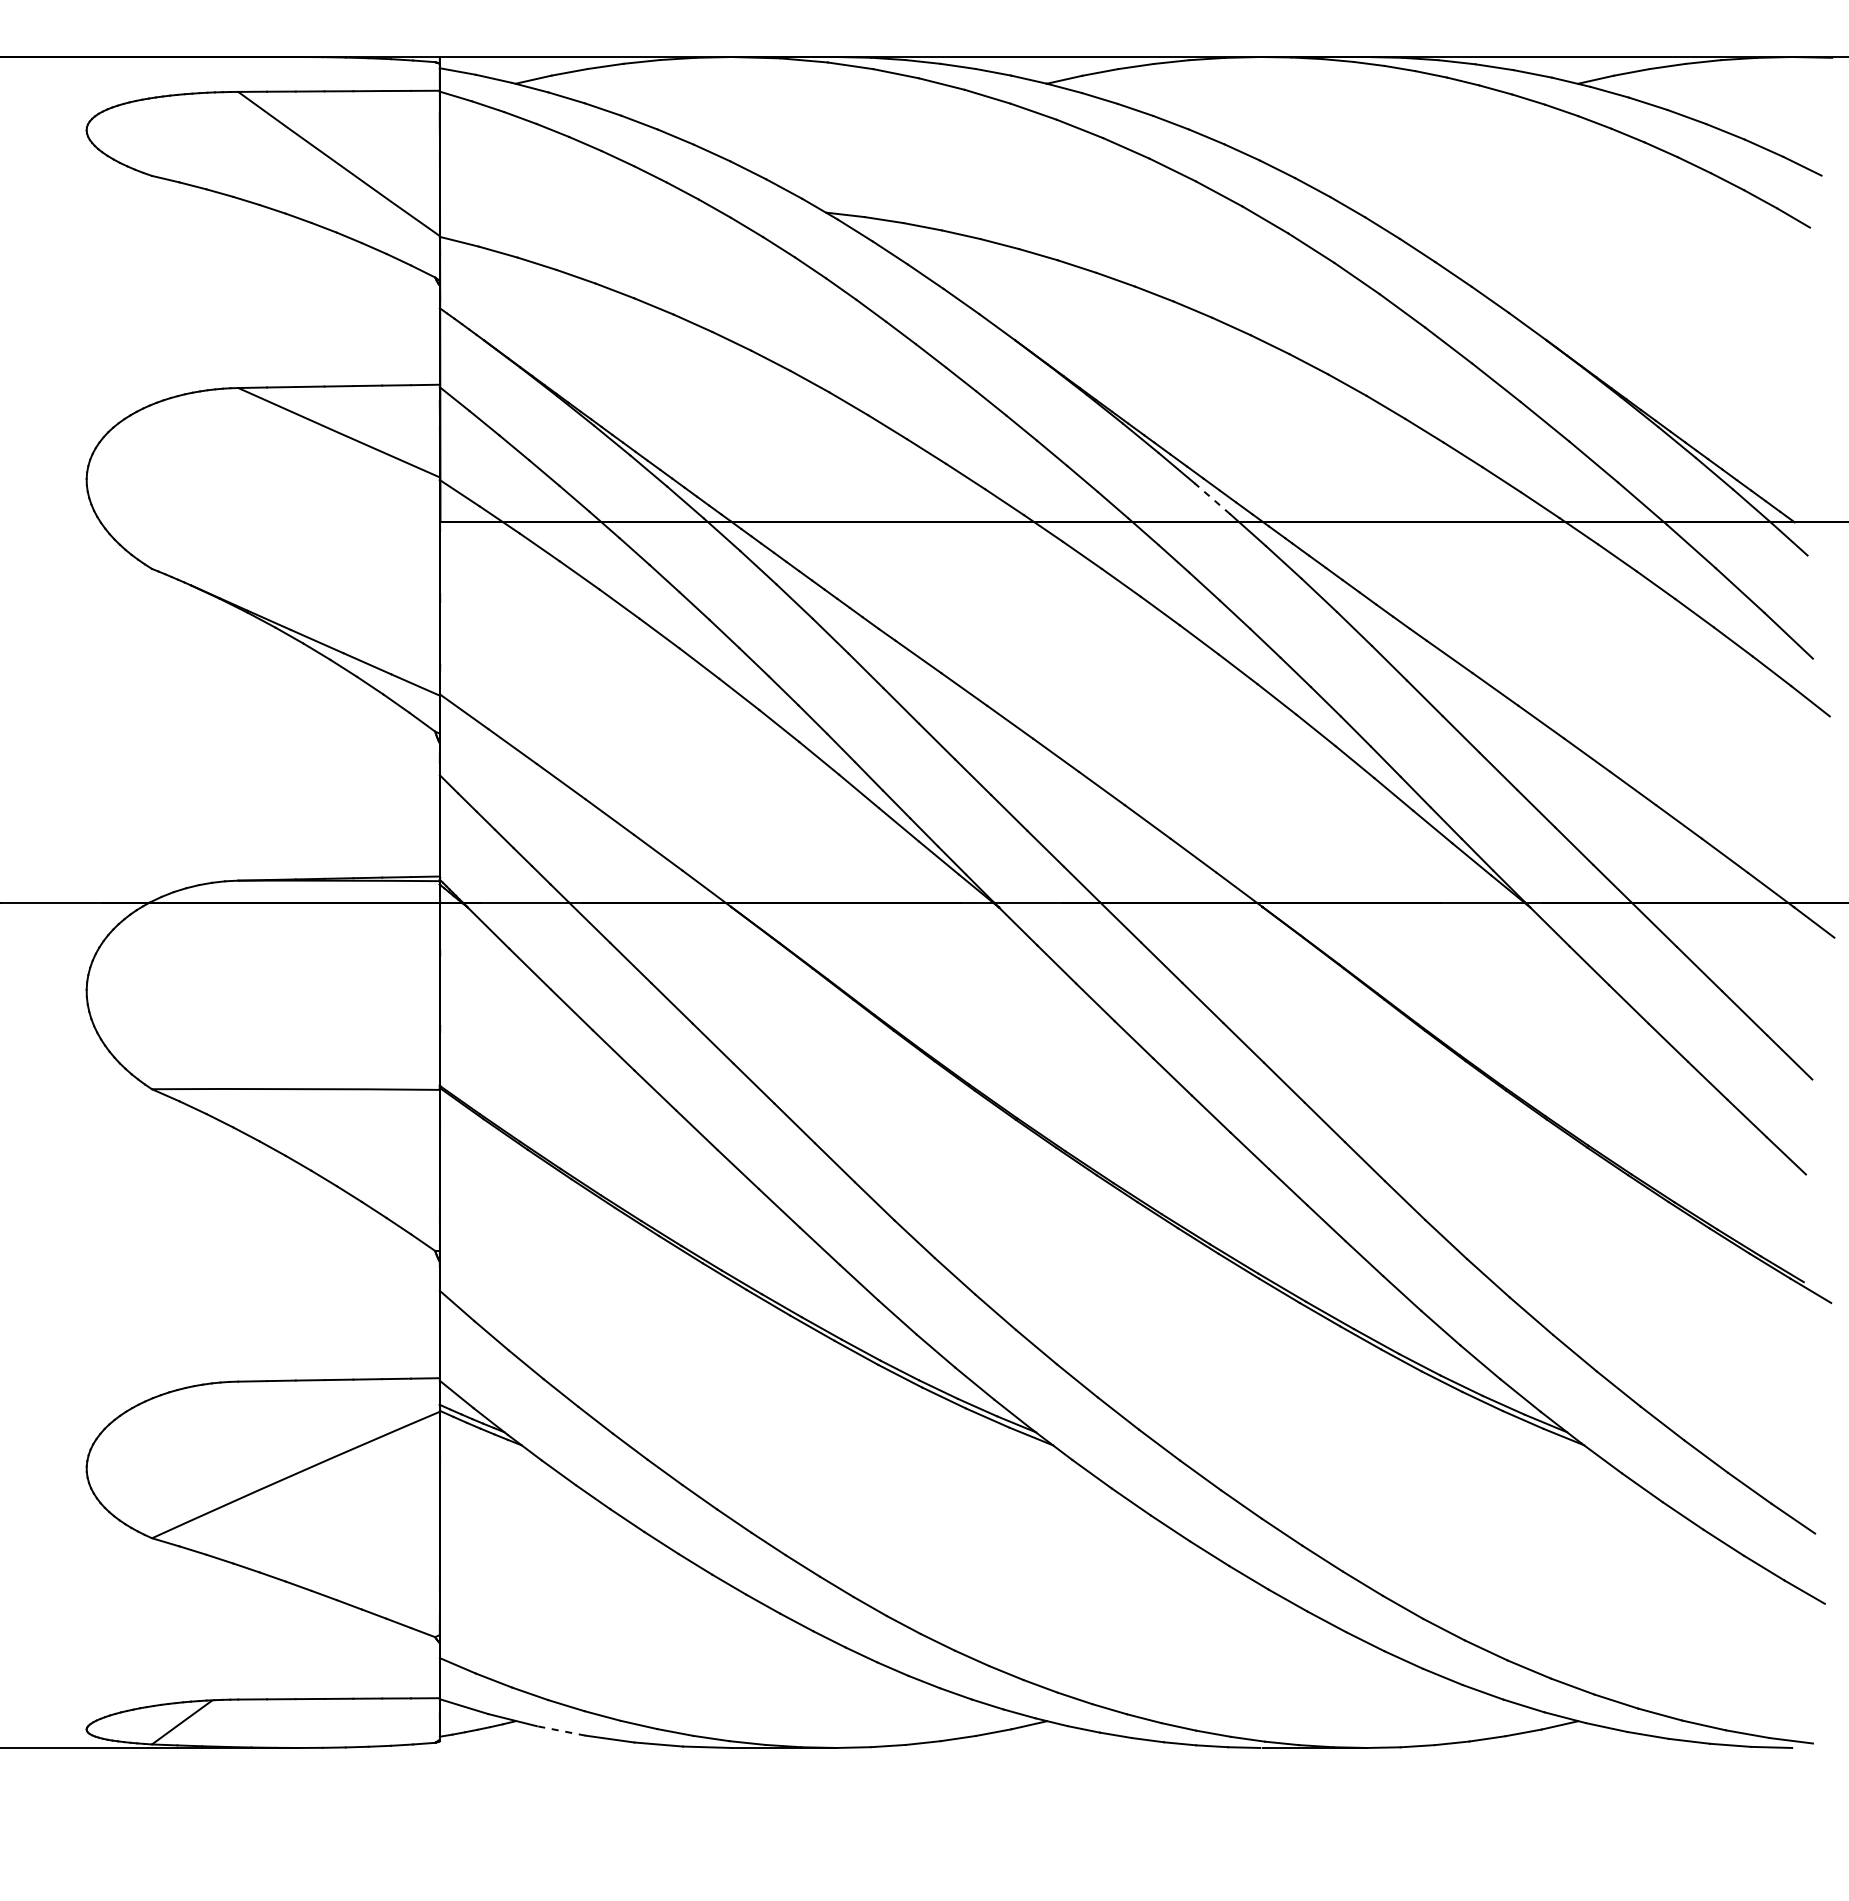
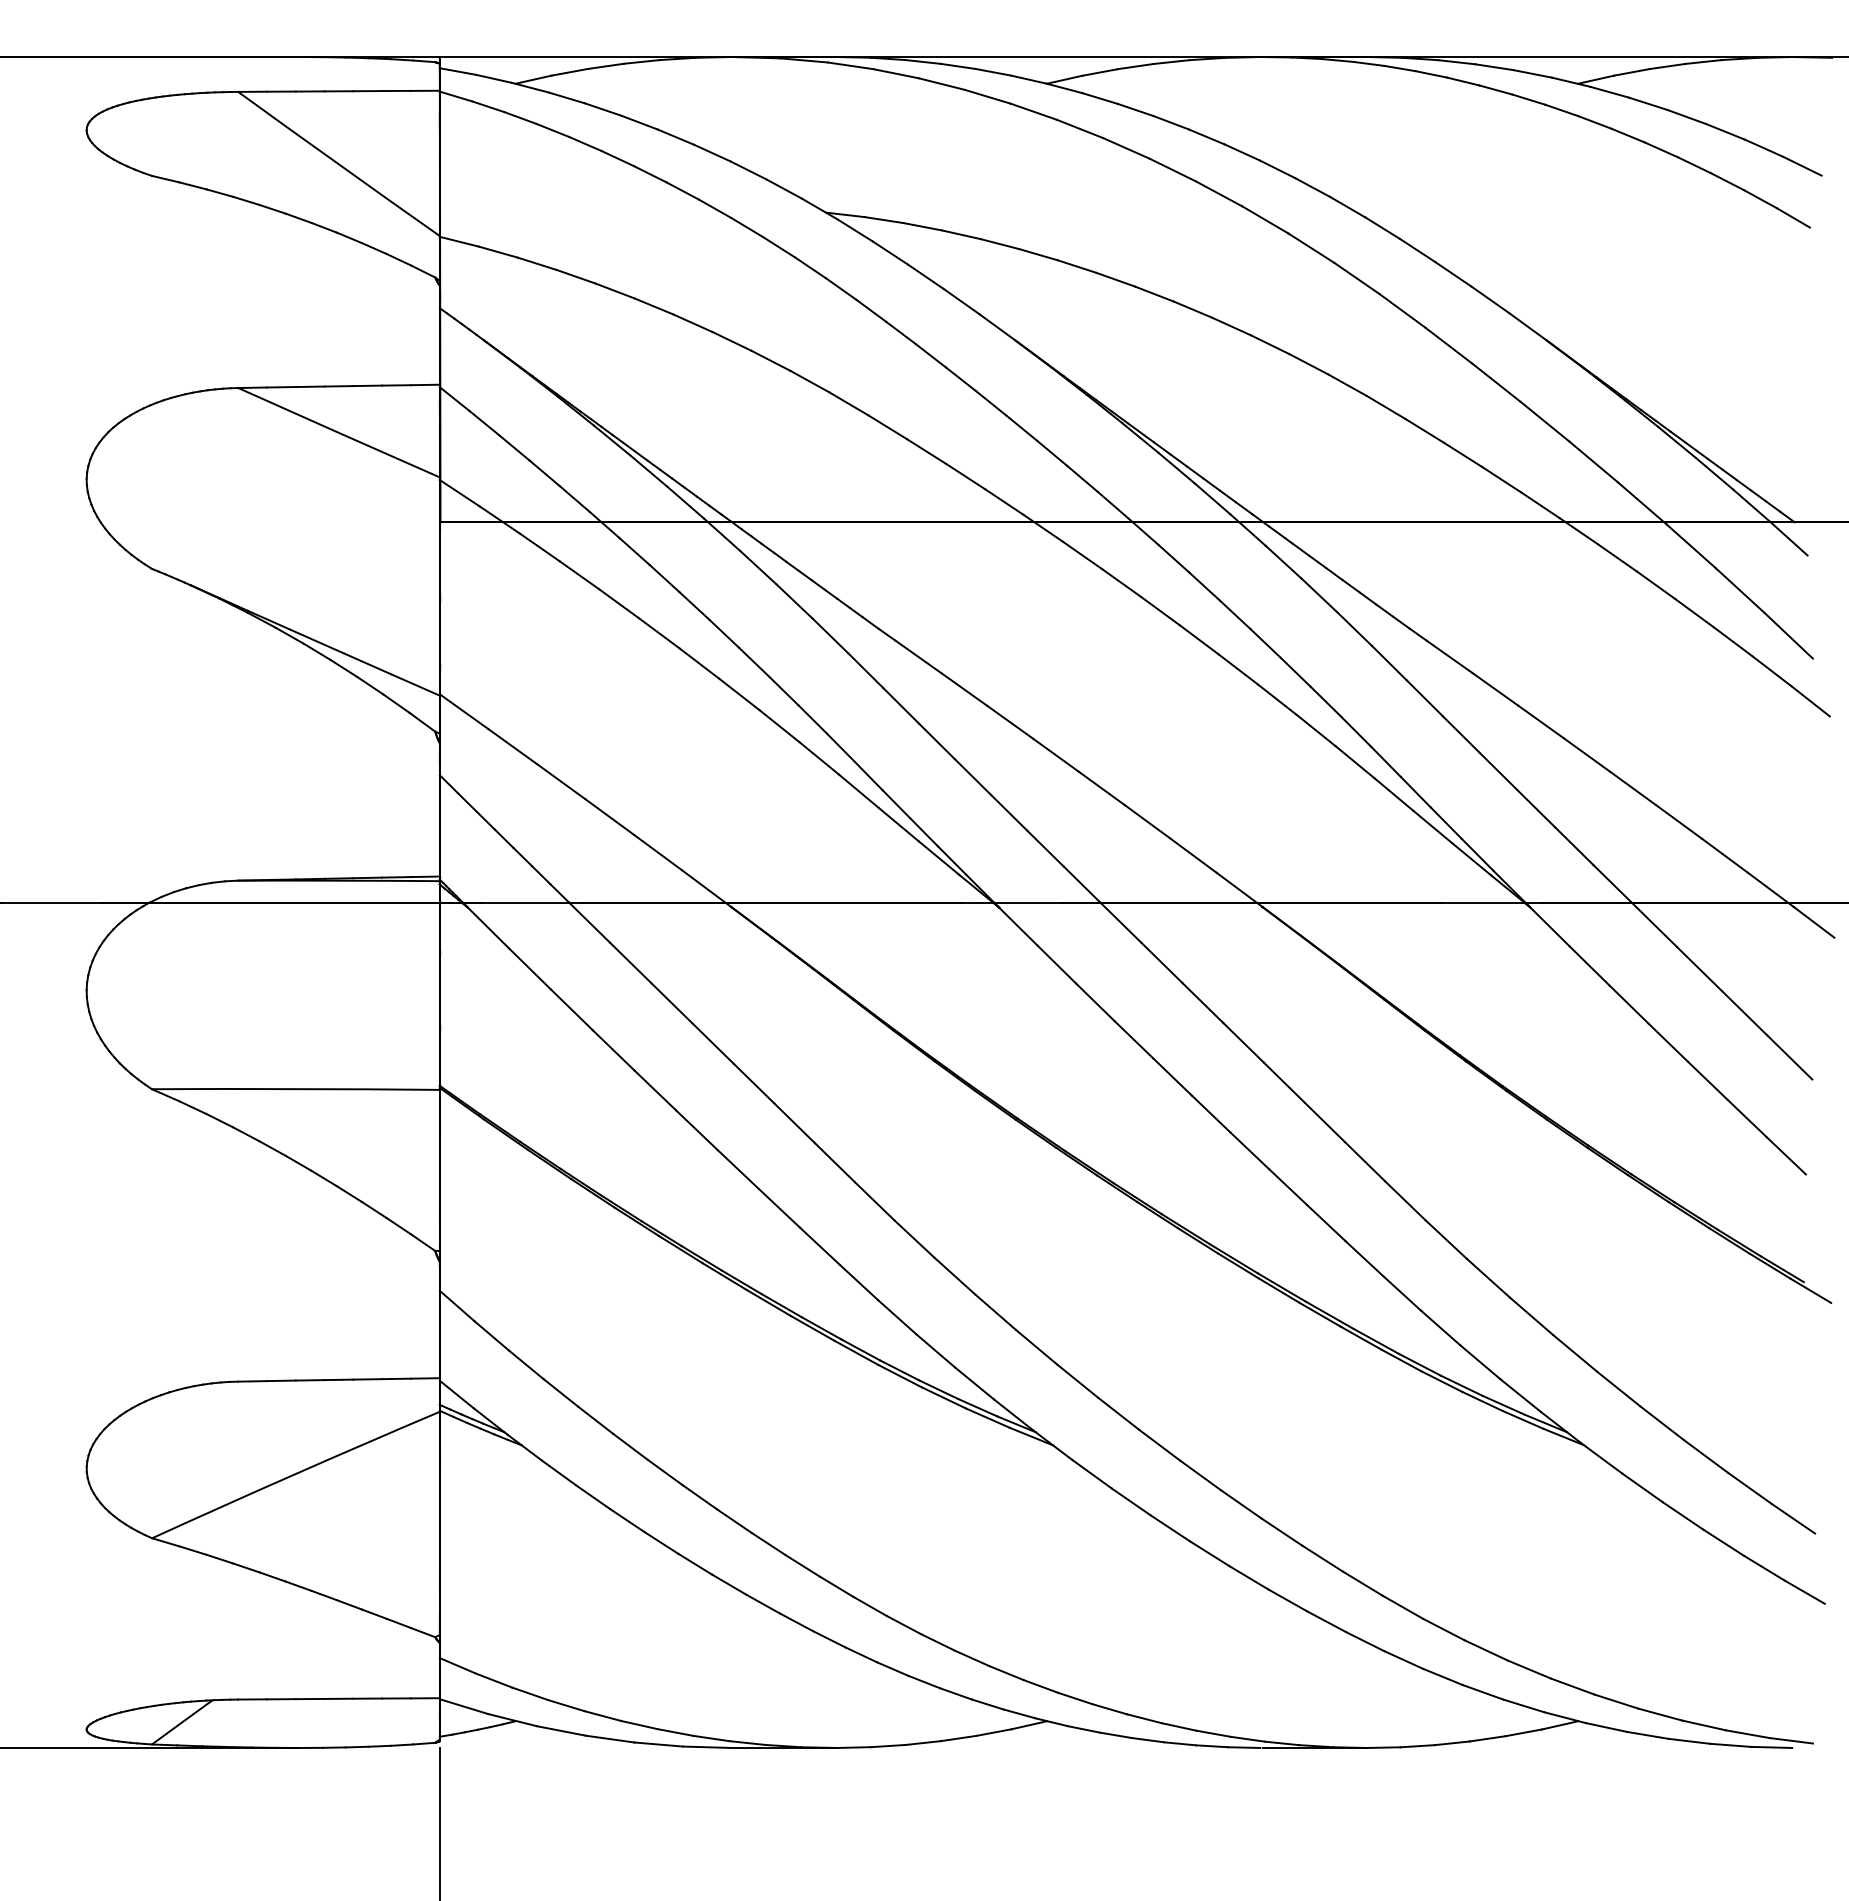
line: dashed -> solid (1212, 498)
line: dashed -> solid (561, 1730)
line: none -> present (439, 1822)
